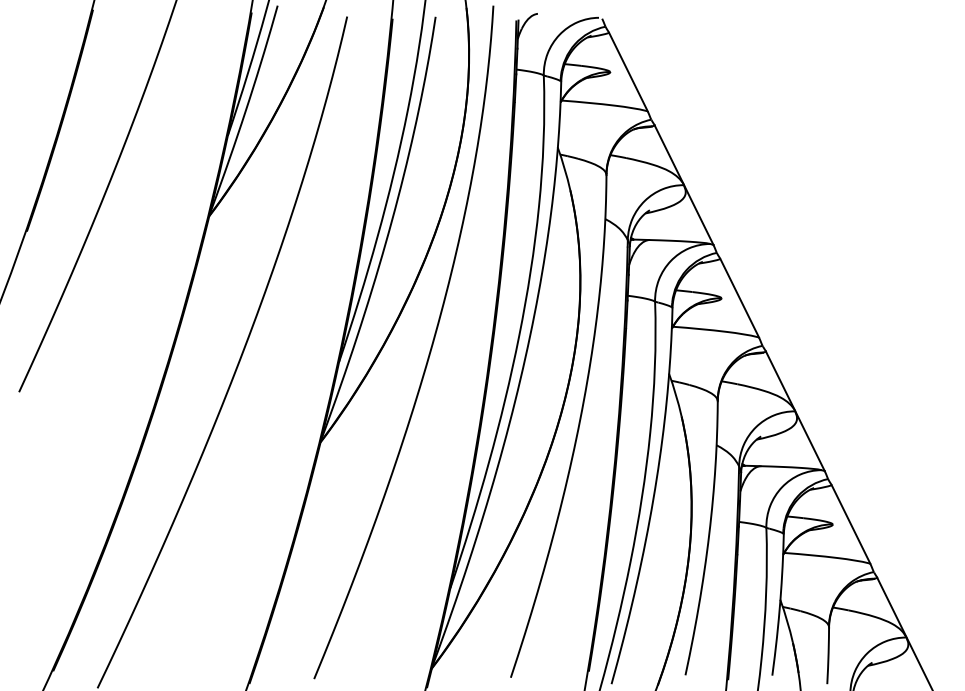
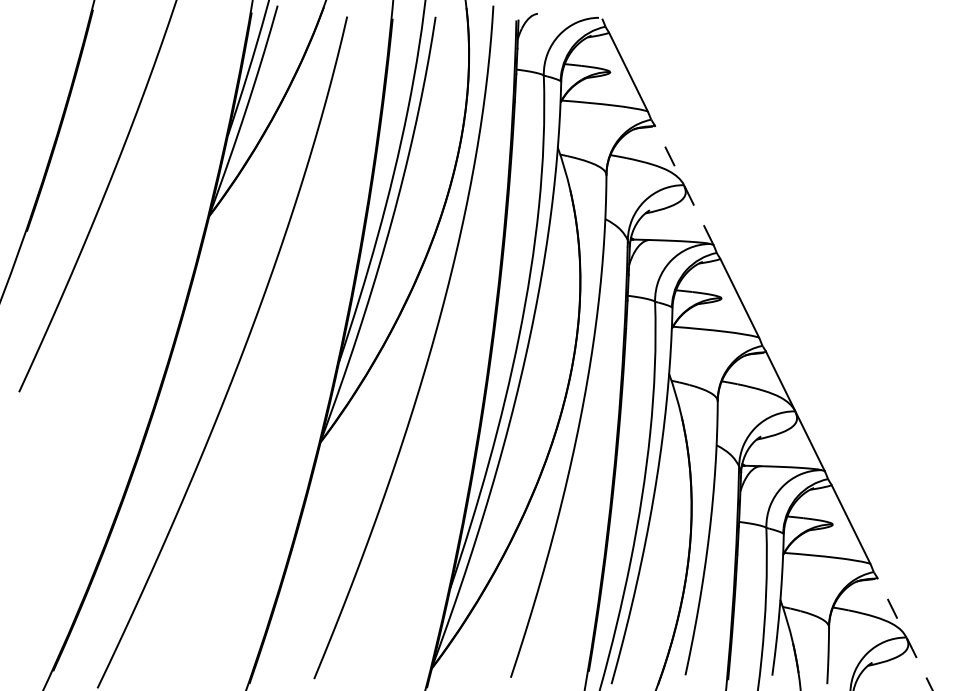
line: solid -> dashed (684, 185)
line: solid -> dashed (904, 633)
